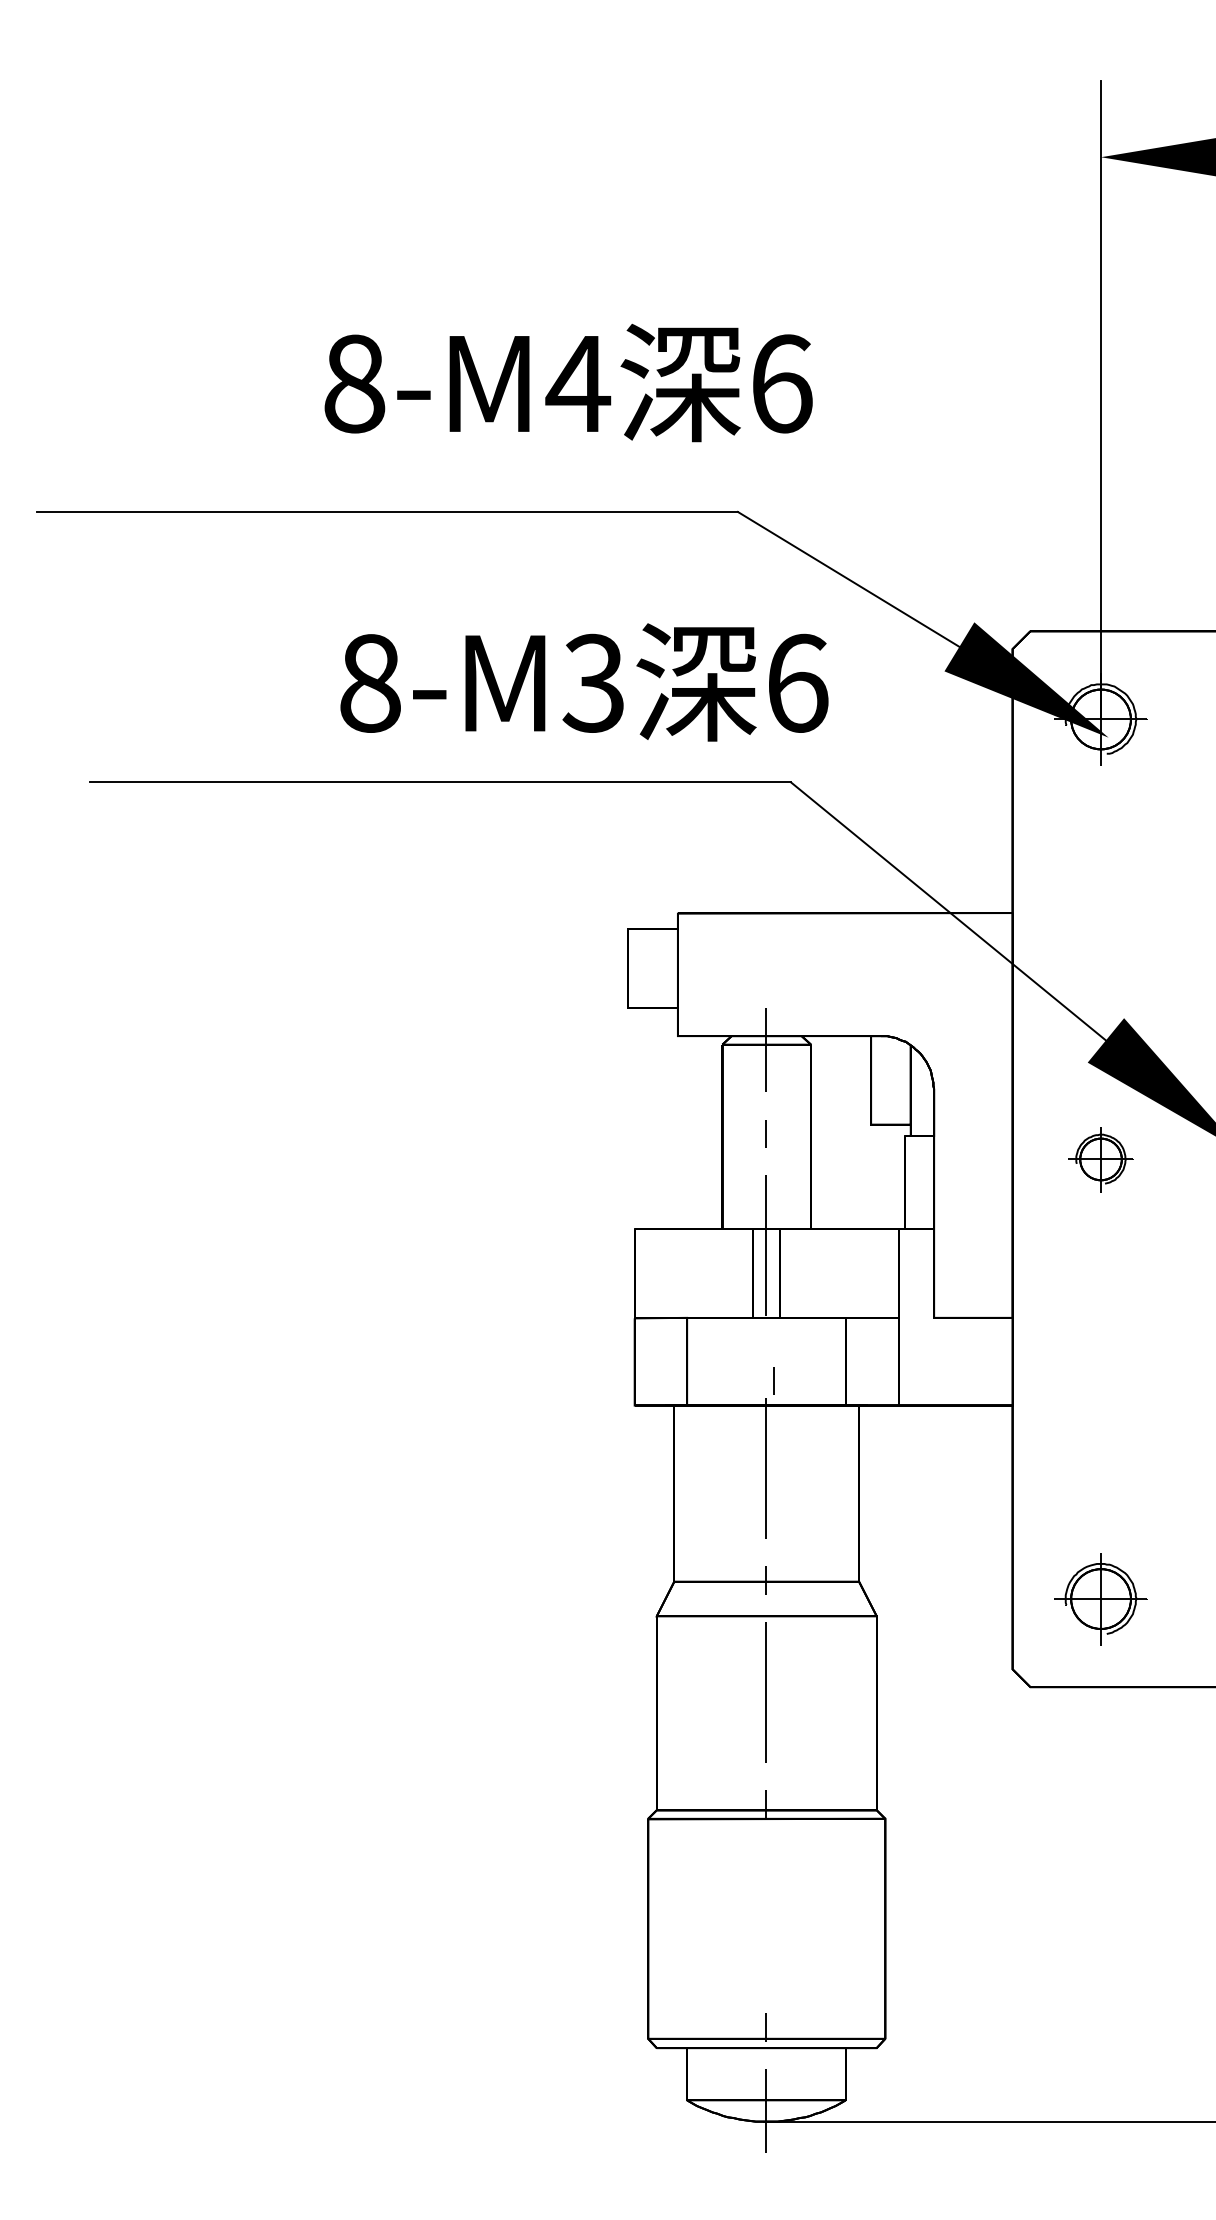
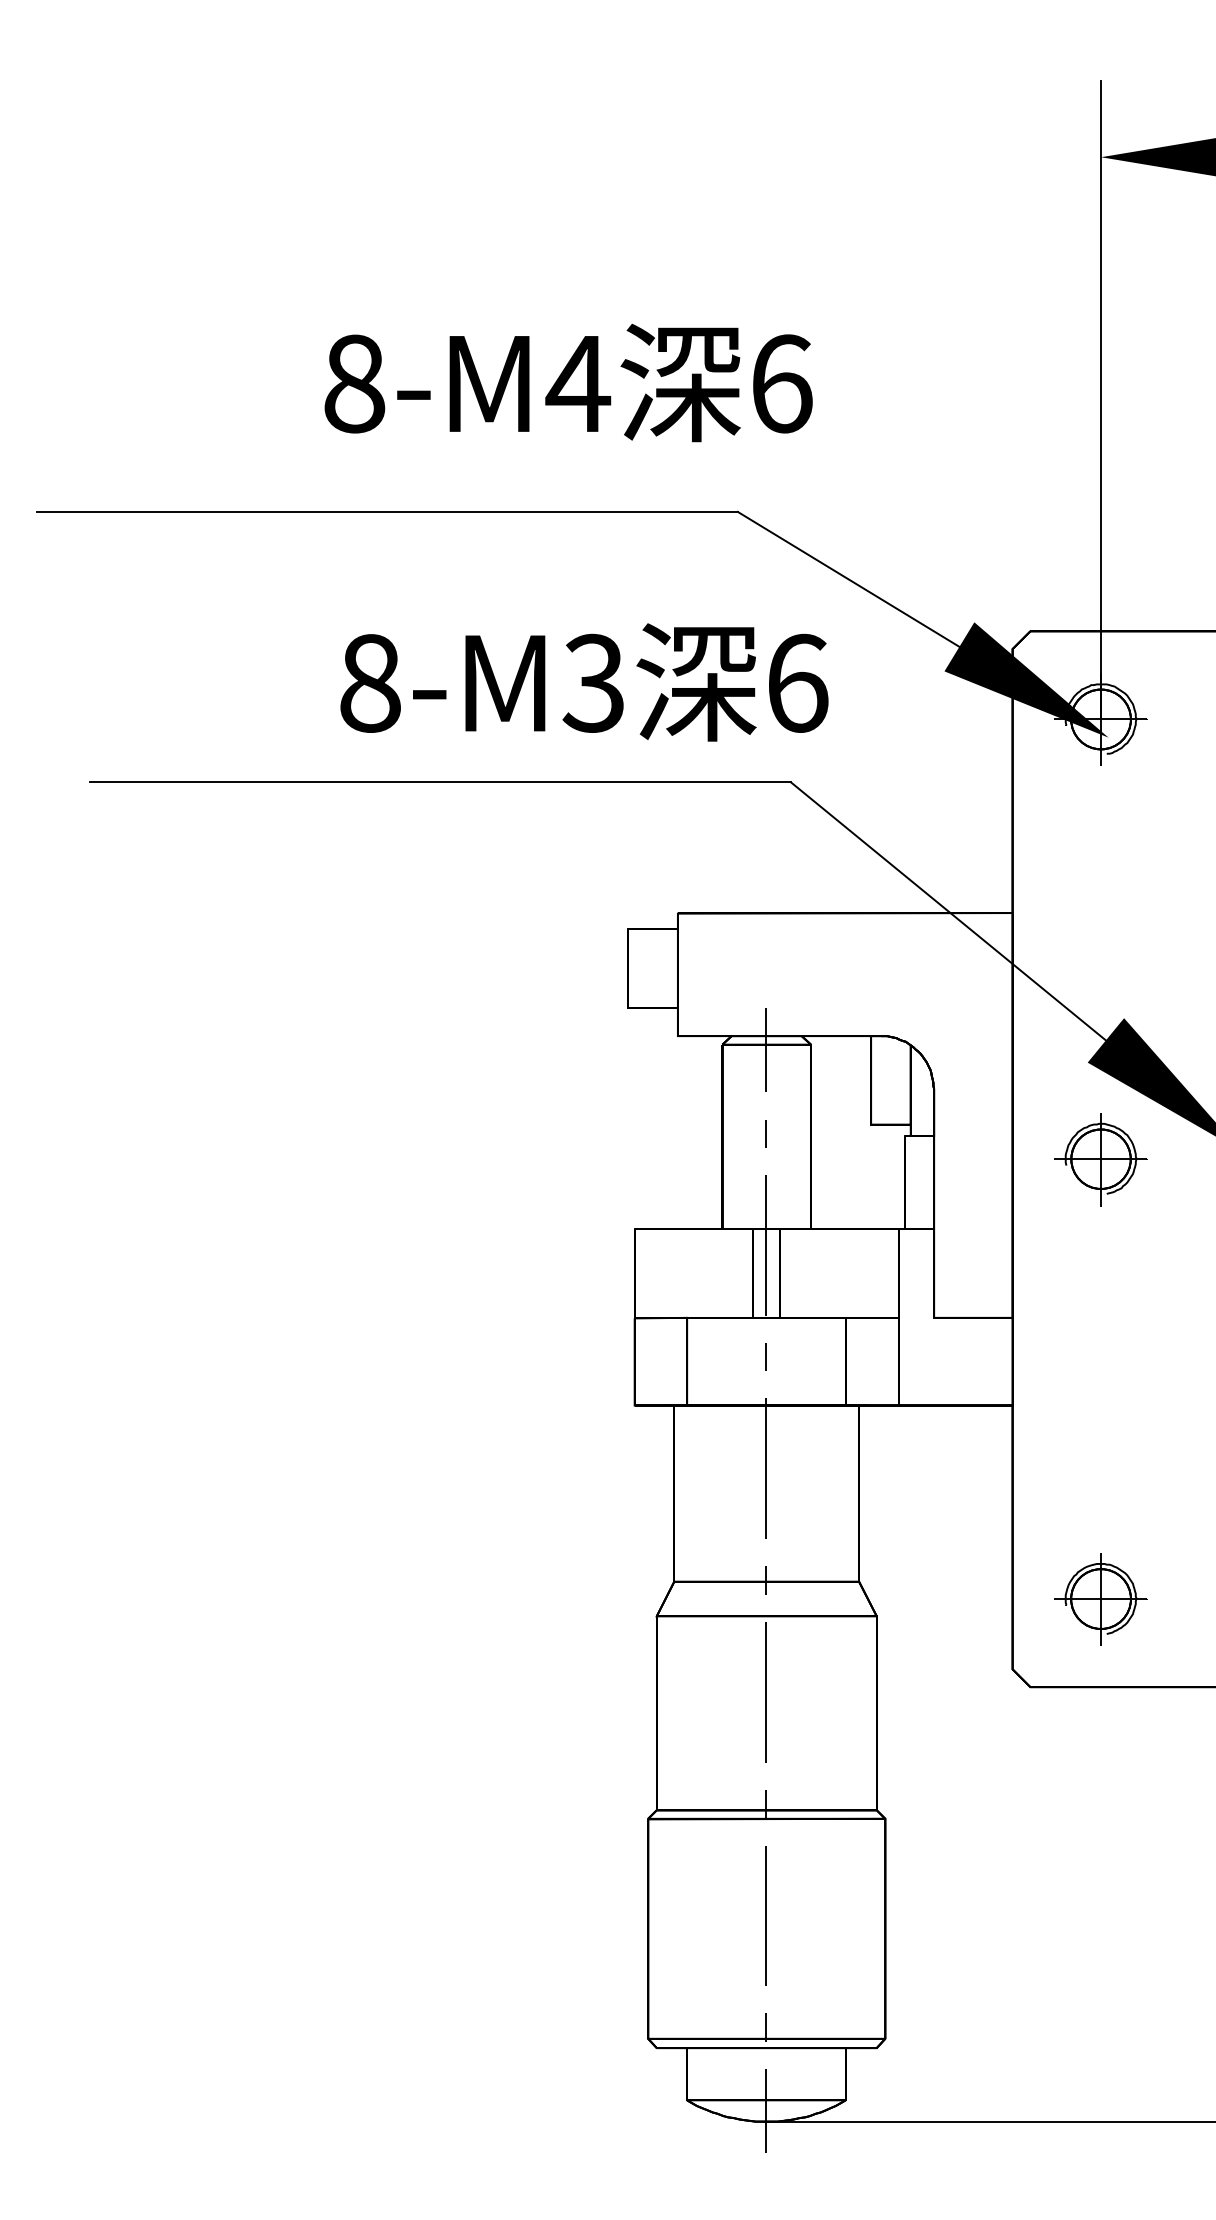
part size: 66x66 px -> 94x94 px (1100, 1159)
line position: (773, 1380) -> (765, 1356) (765, 1356)
line: none -> present (765, 1915)
